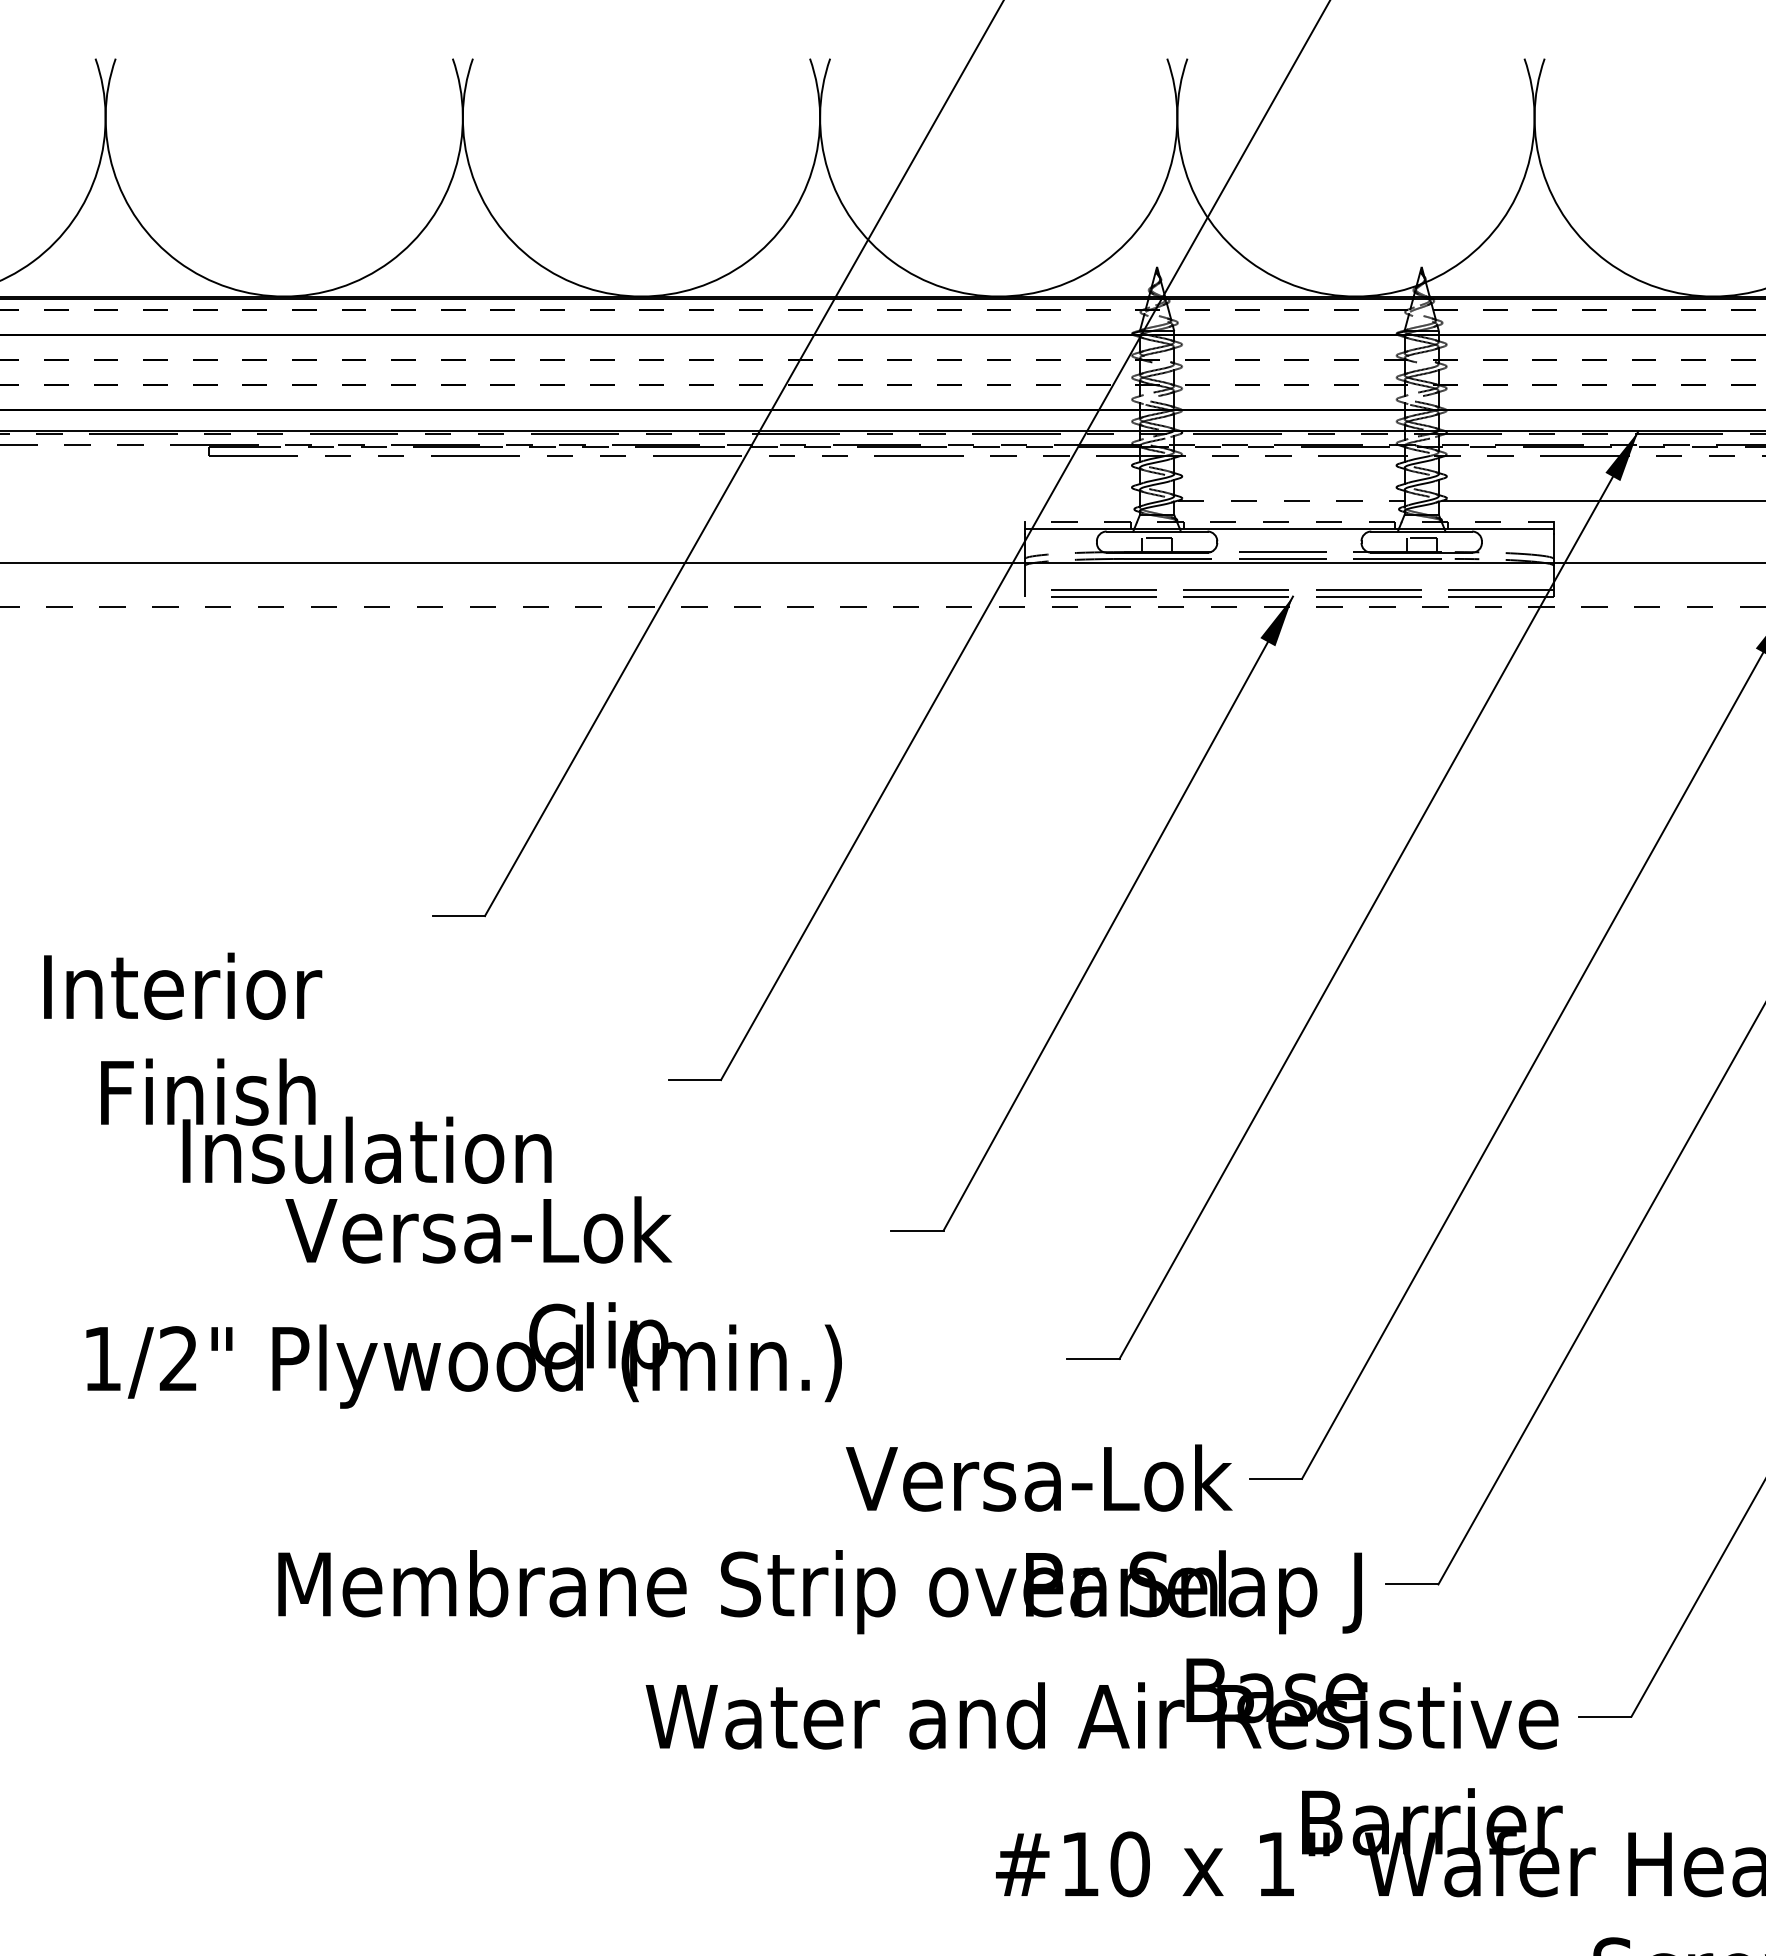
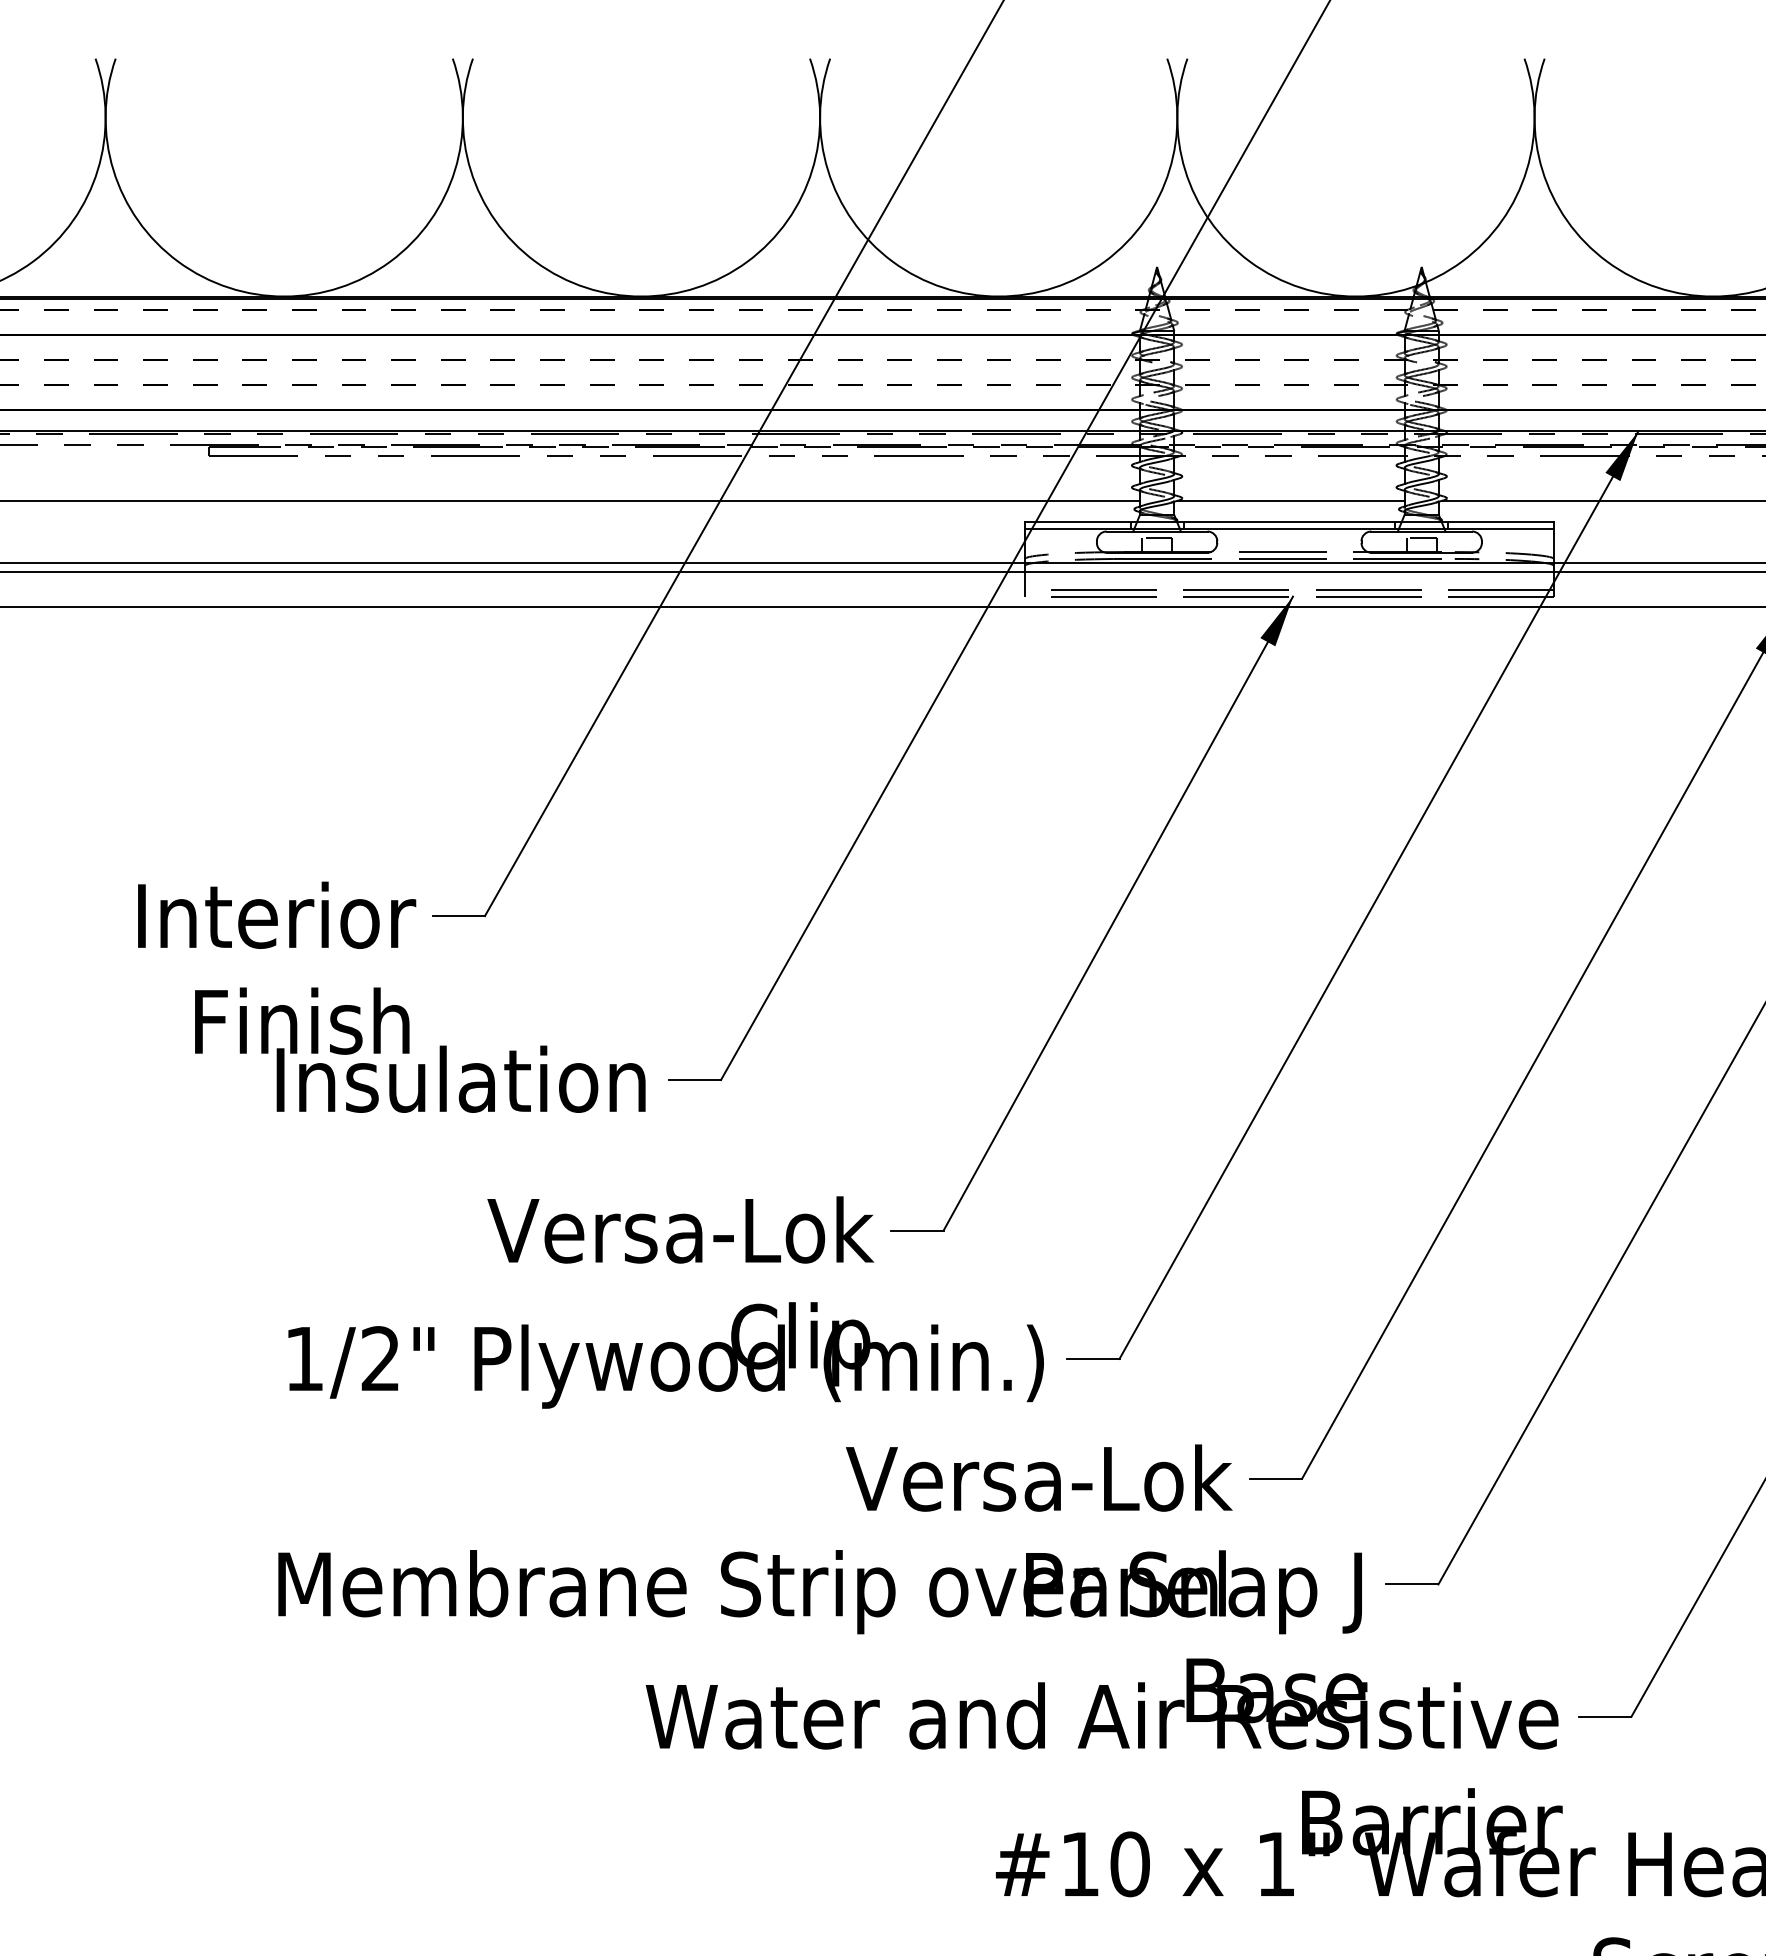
line: none -> present (570, 500)
line: dashed -> solid (1291, 500)
line: dashed -> solid (1289, 522)
line: none -> present (882, 571)
line: dashed -> solid (883, 607)
text position: (297, 1067) -> (391, 996) (391, 996)
text position: (463, 1302) -> (665, 1302) (665, 1302)
